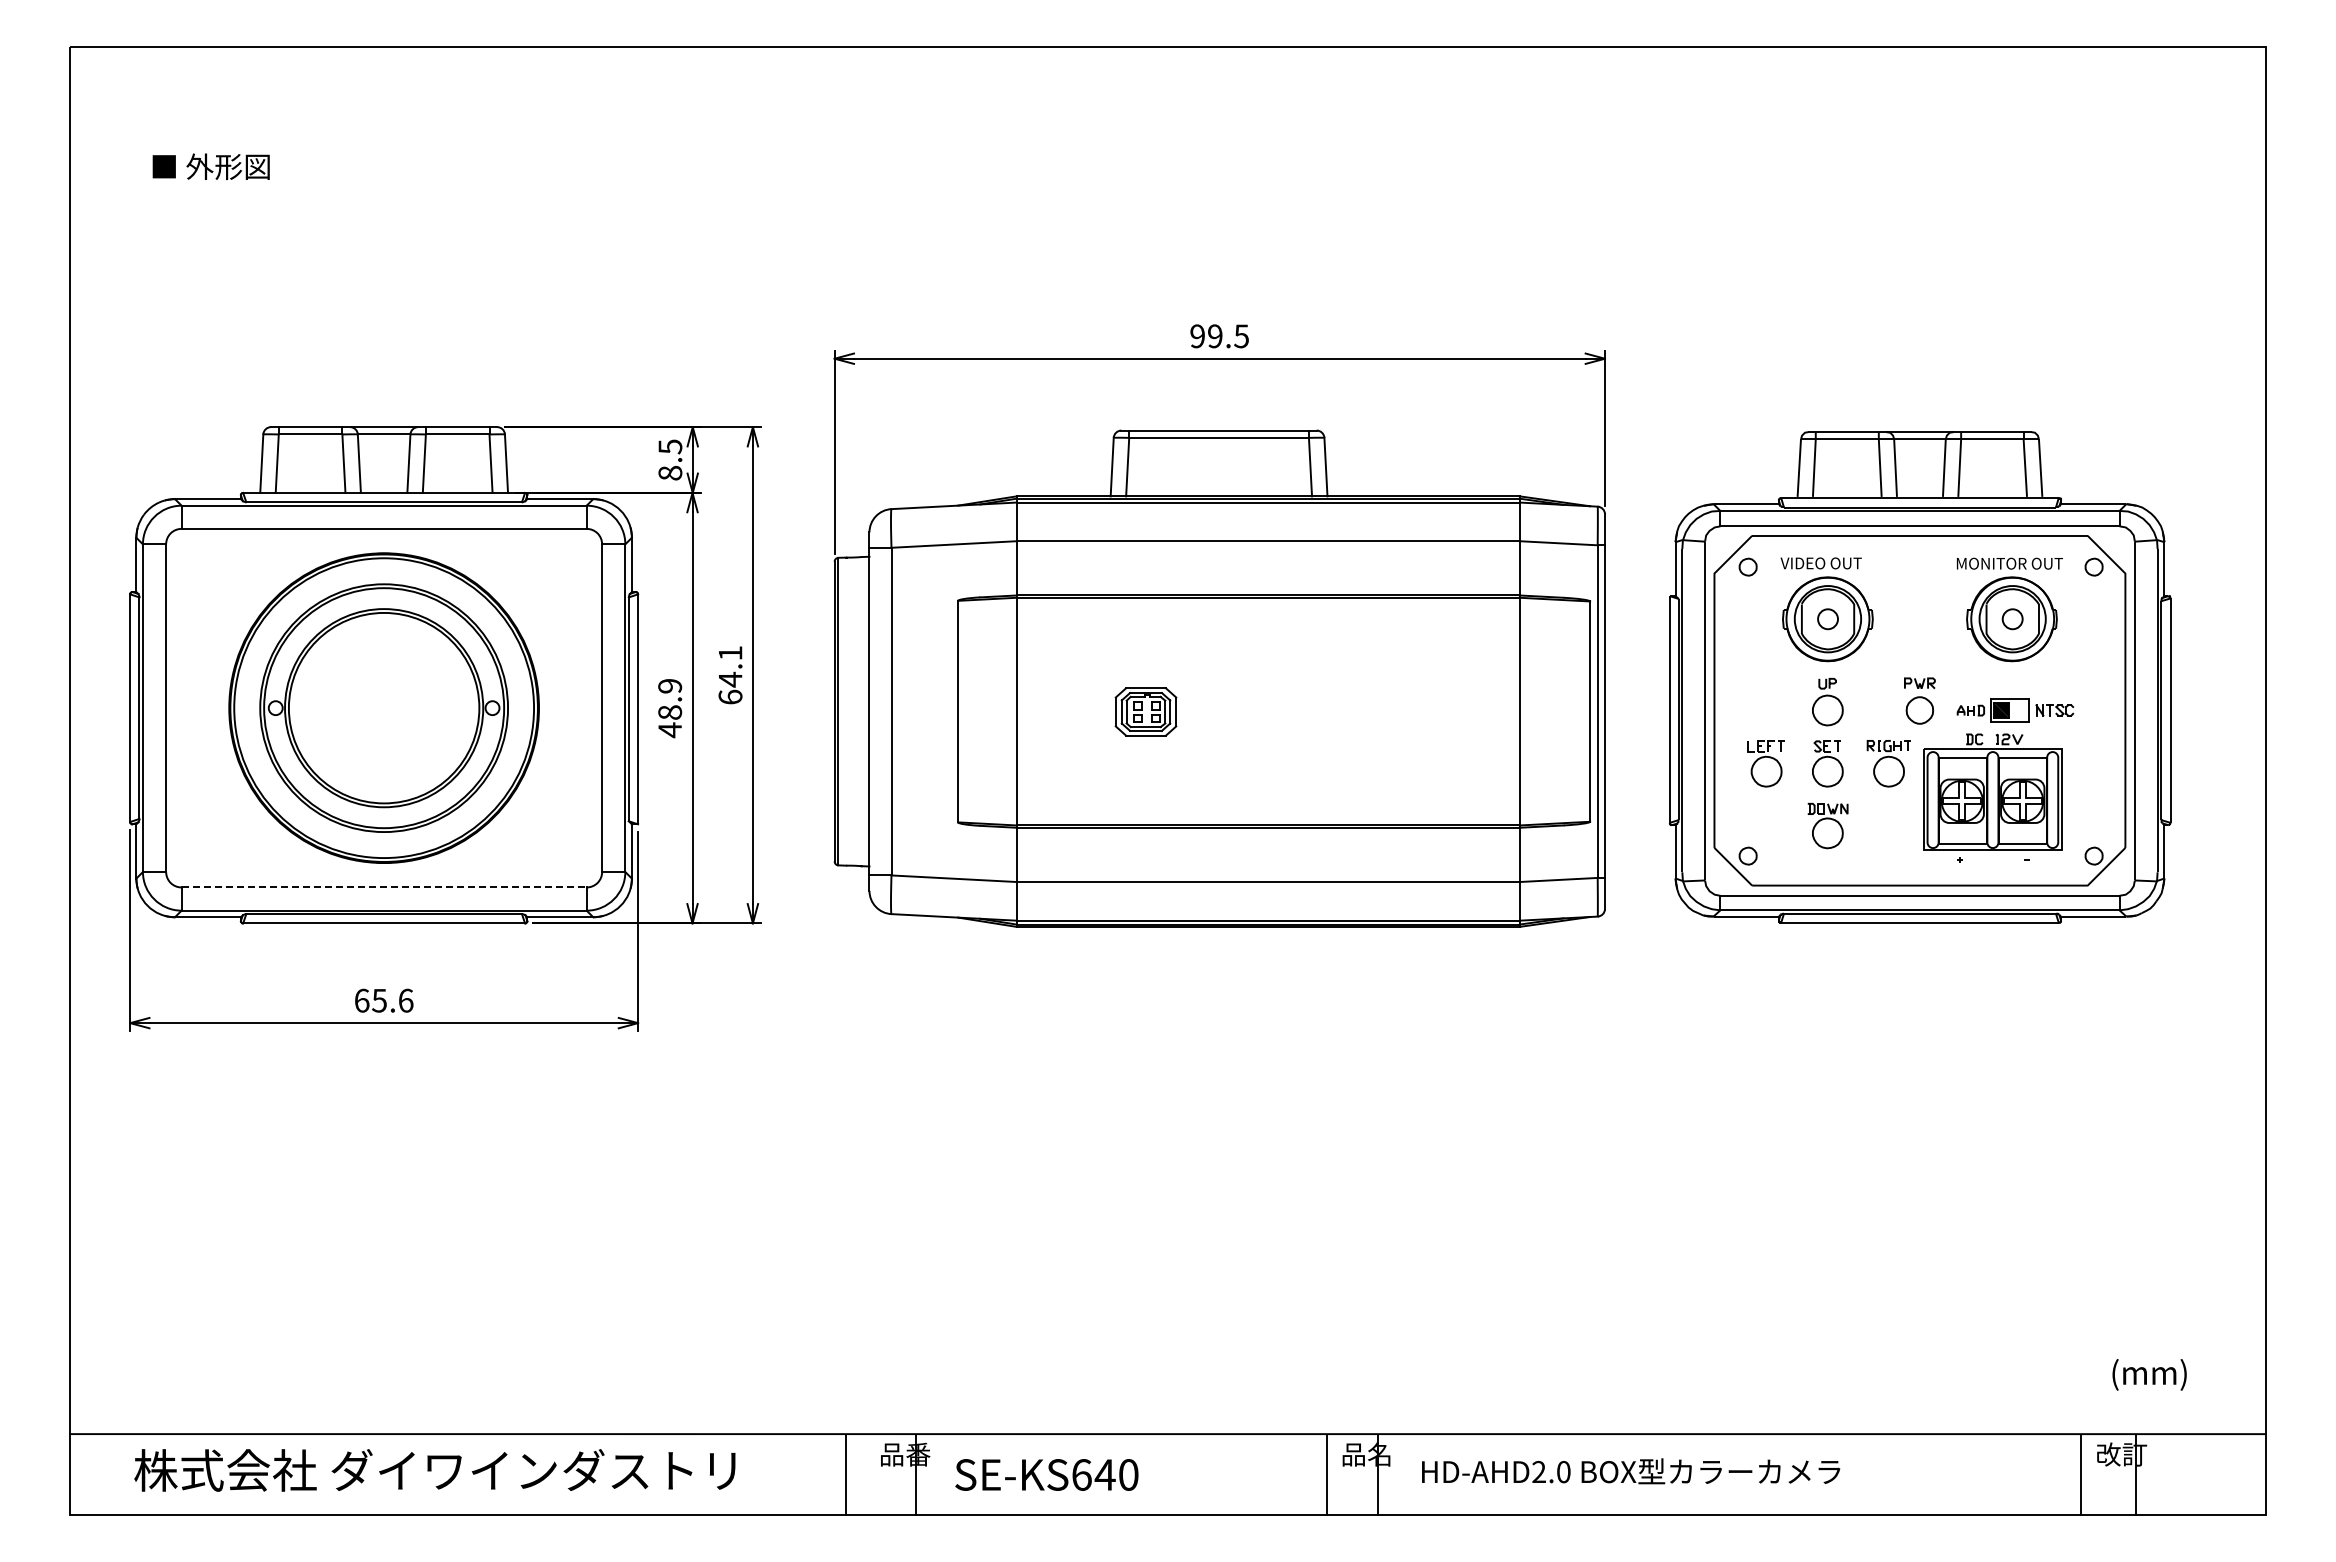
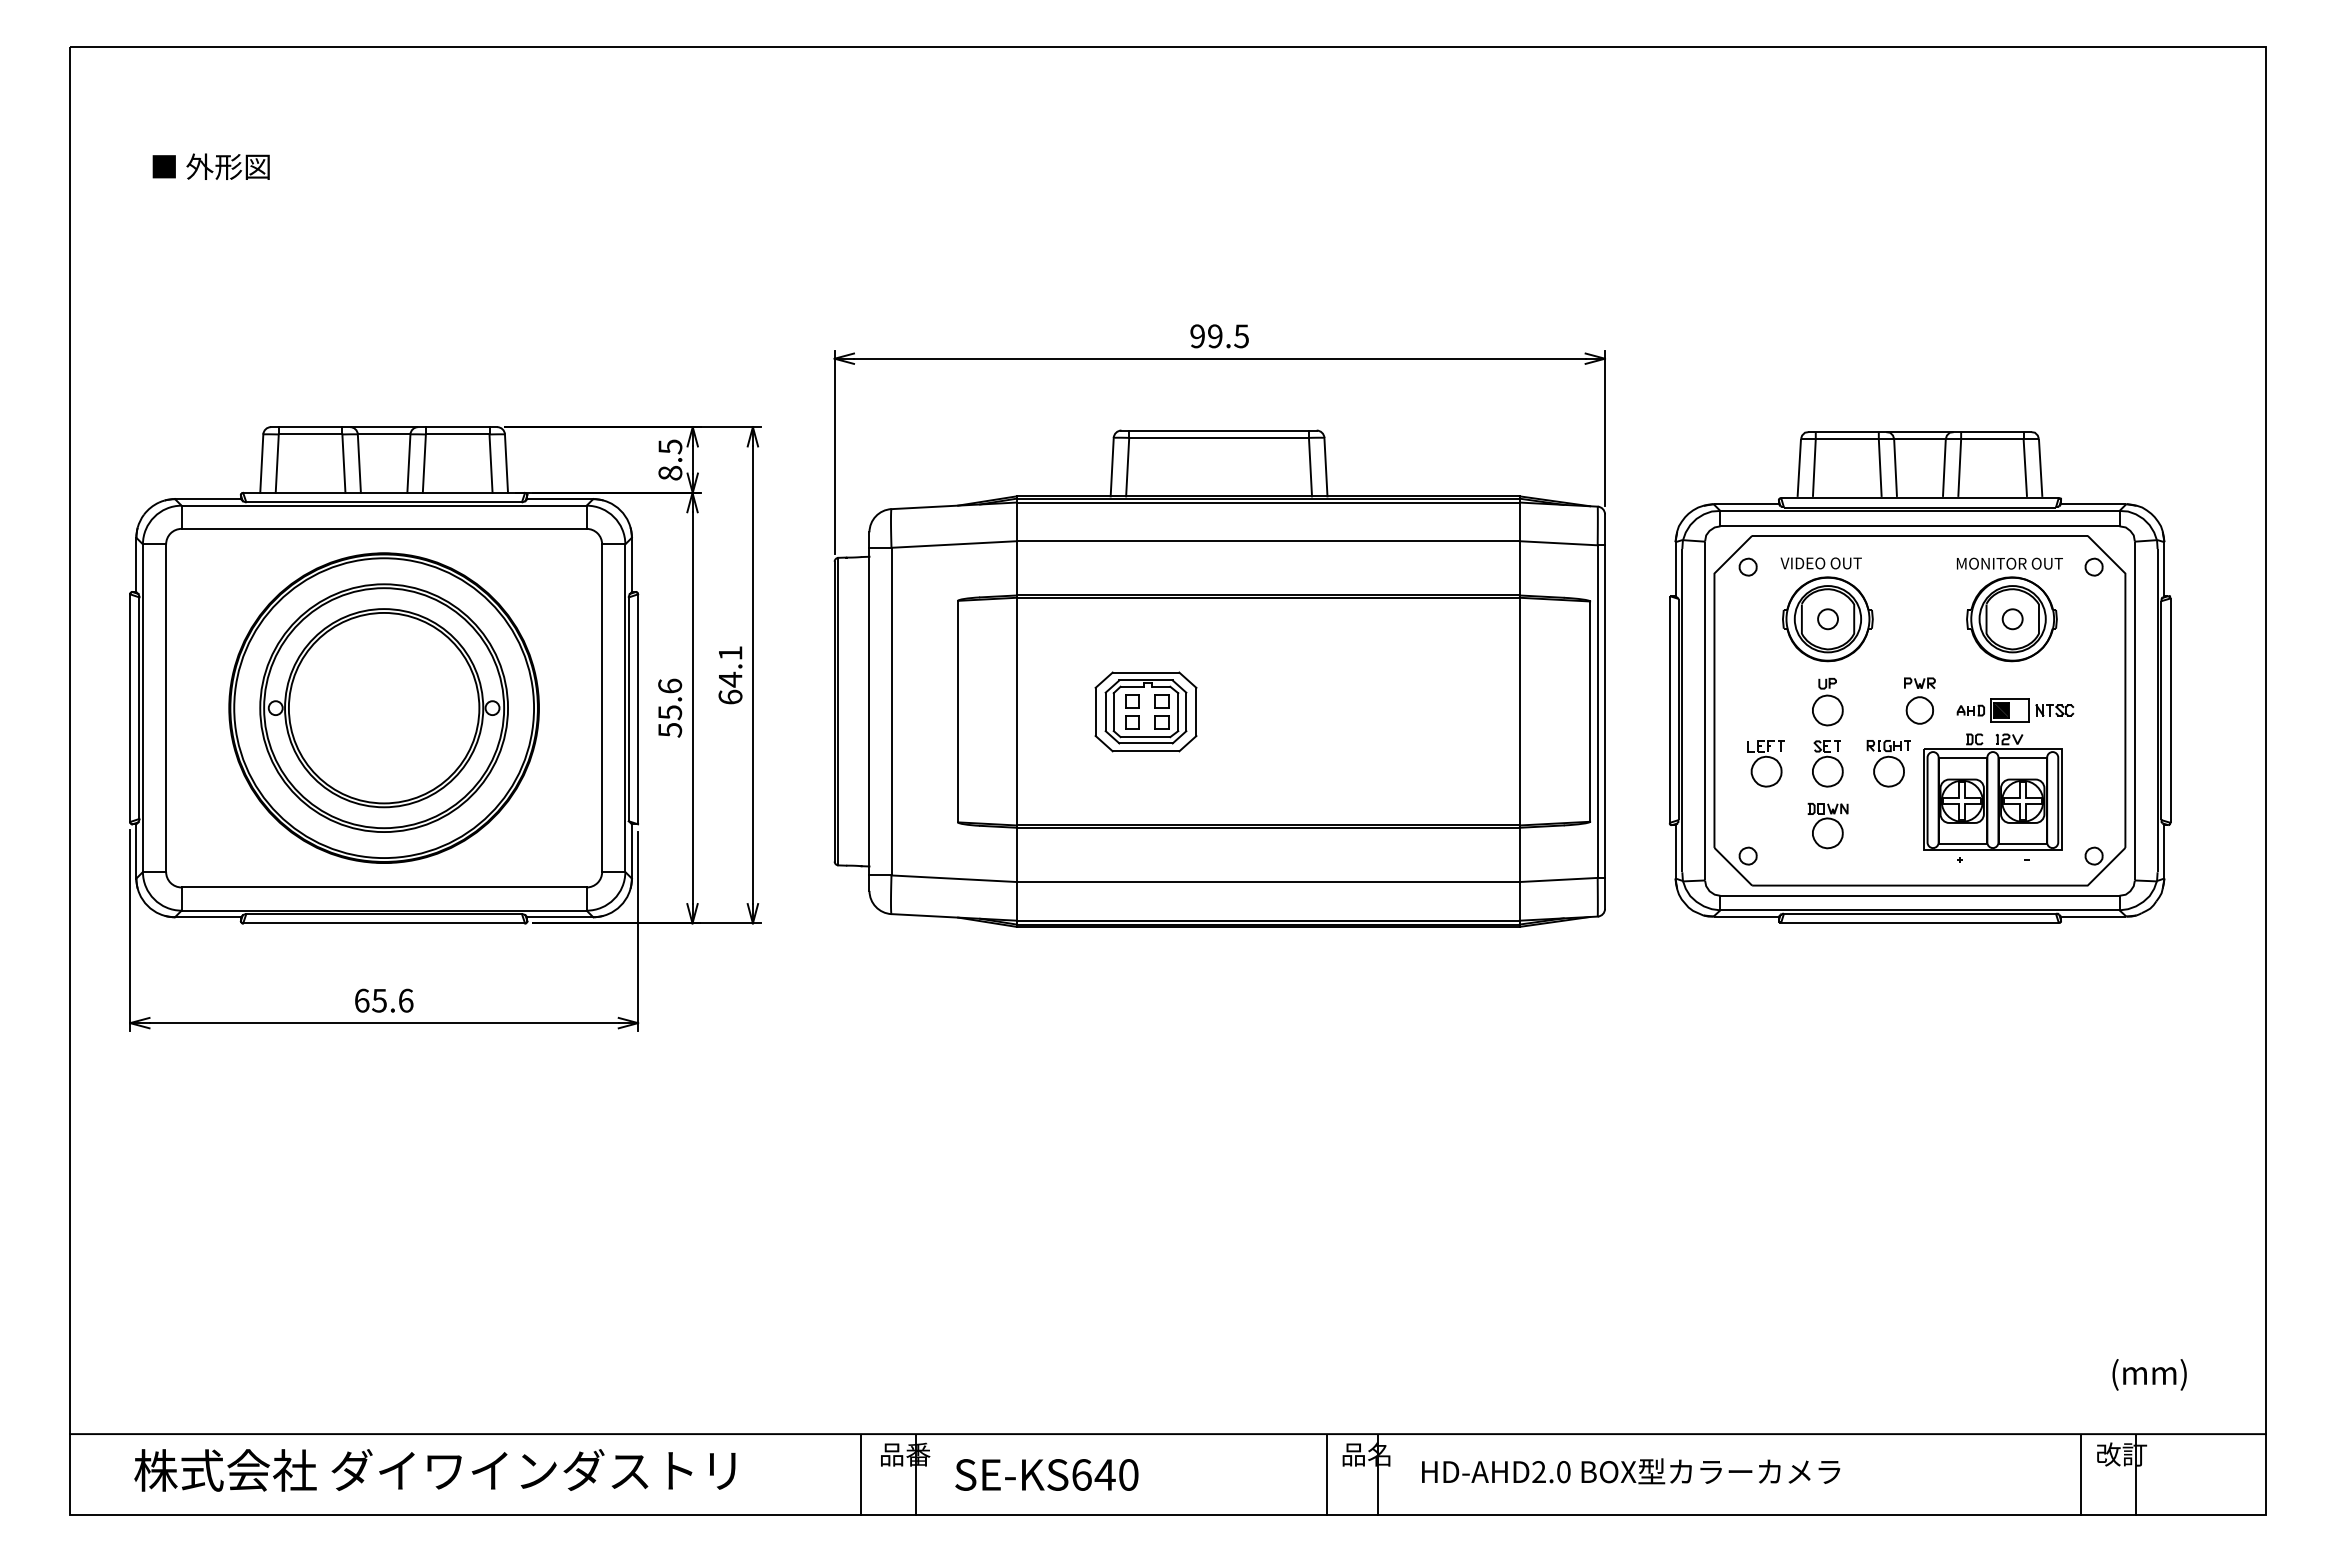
text: 48.9 -> 55.6 (670, 708)
part size: 64x50 px -> 104x82 px (1145, 711)
line: dashed -> solid (384, 887)
line position: (845, 1475) -> (860, 1475) (860, 1475)
